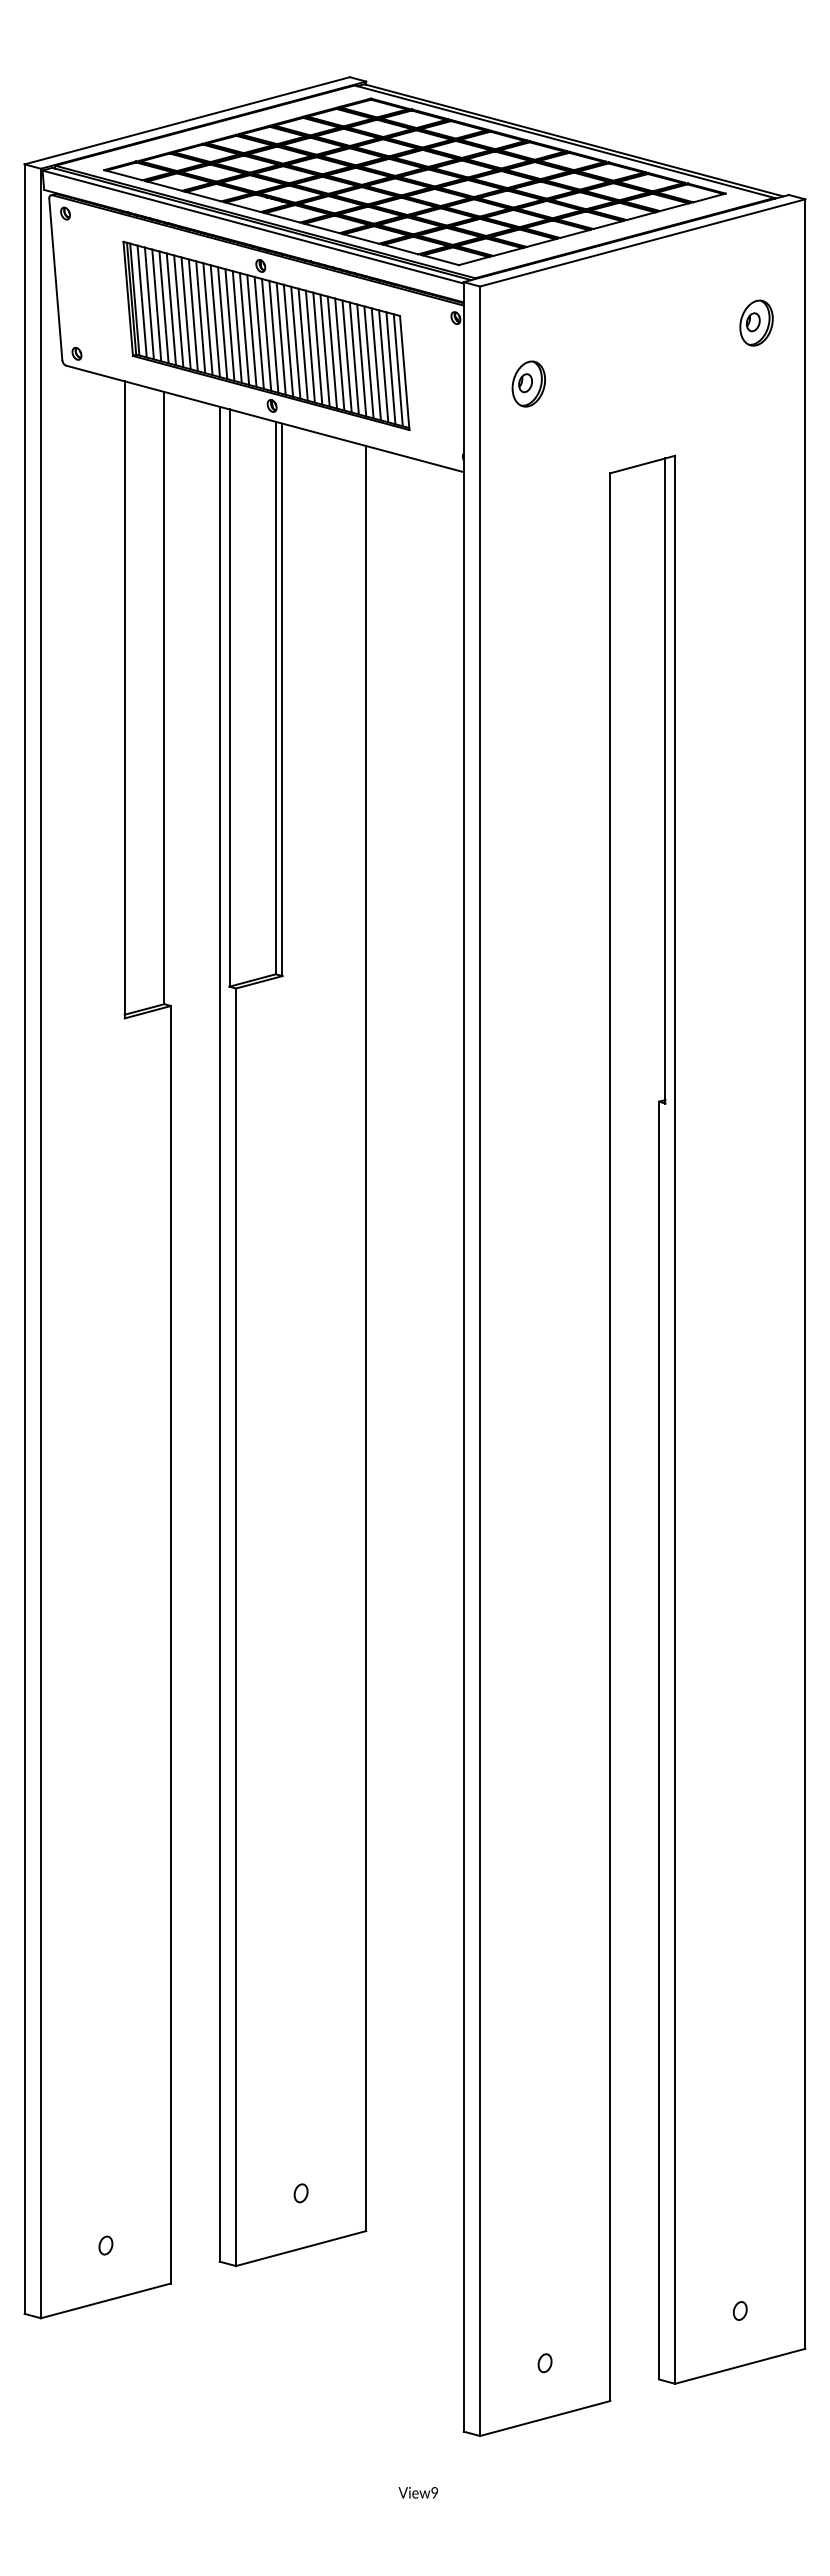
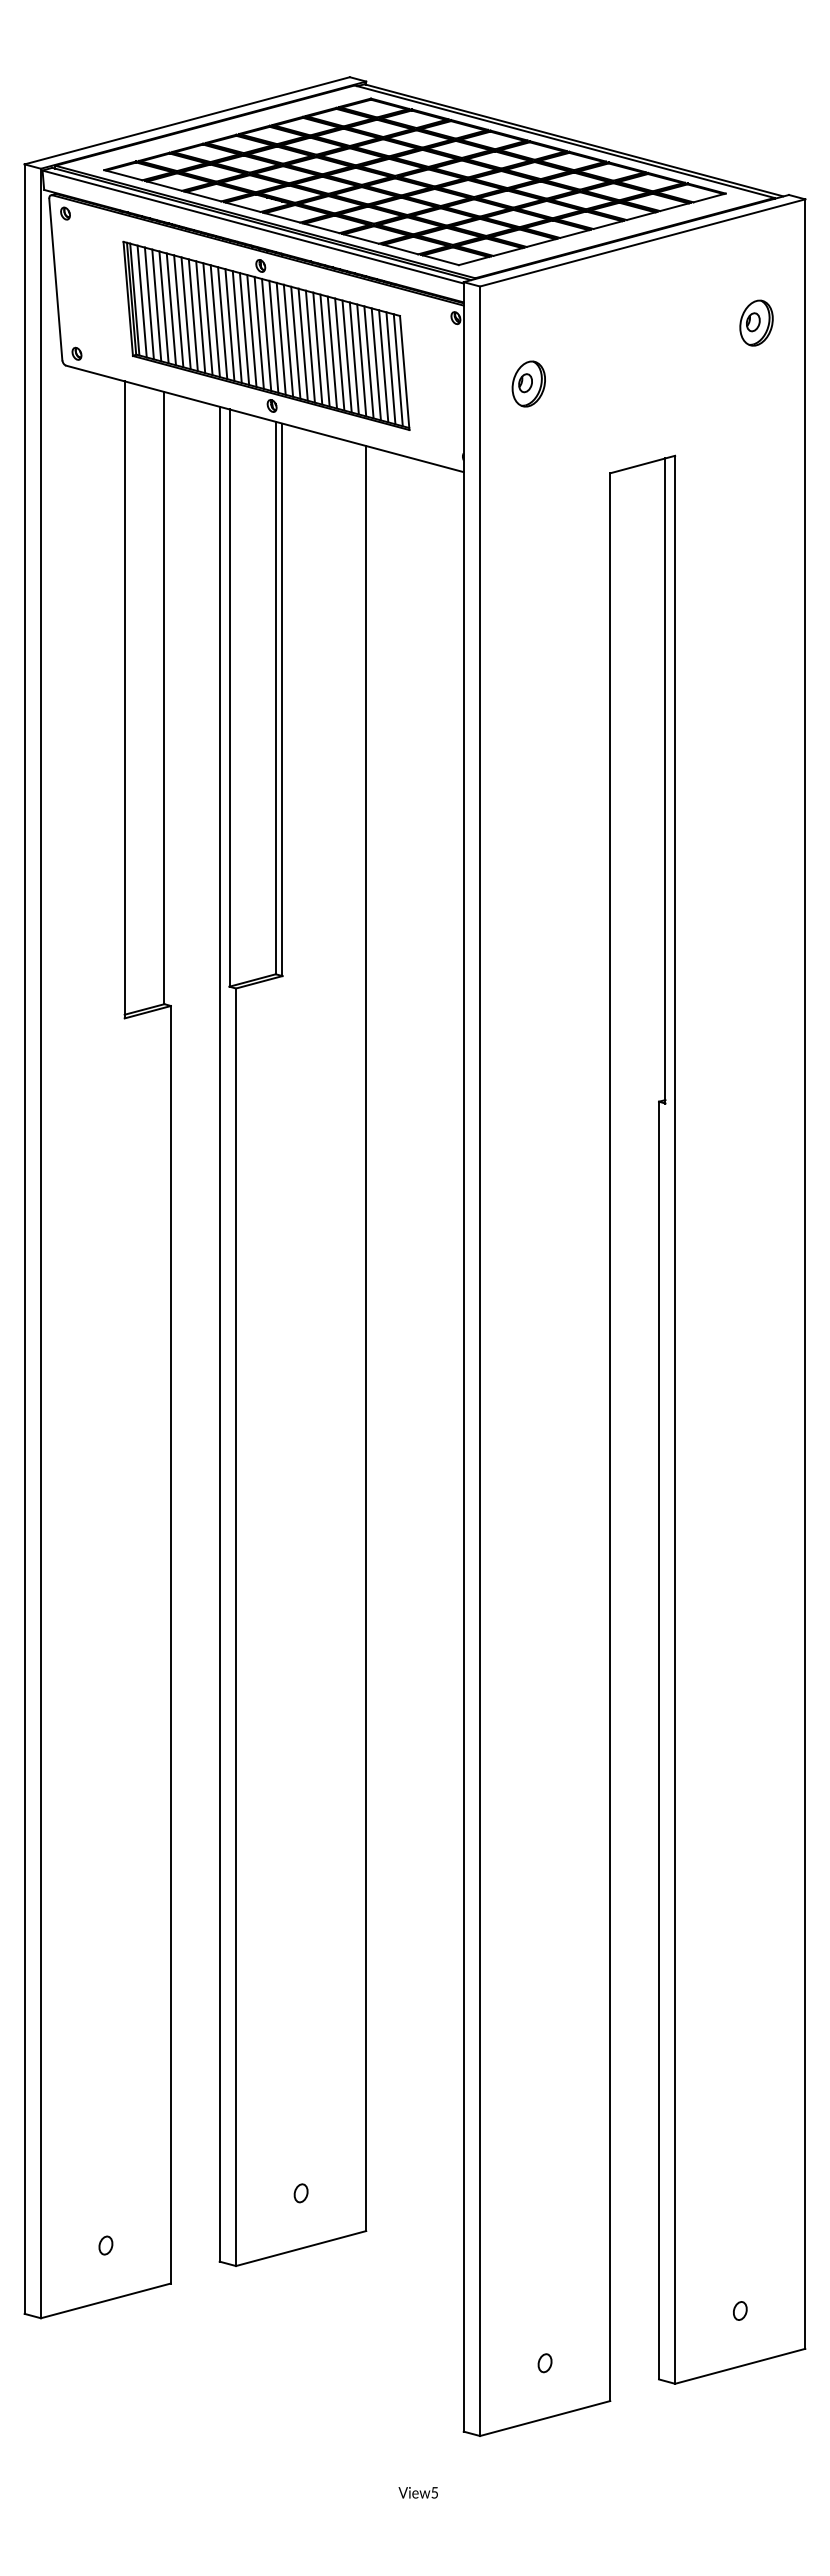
text: View9 -> View5 (434, 2492)
